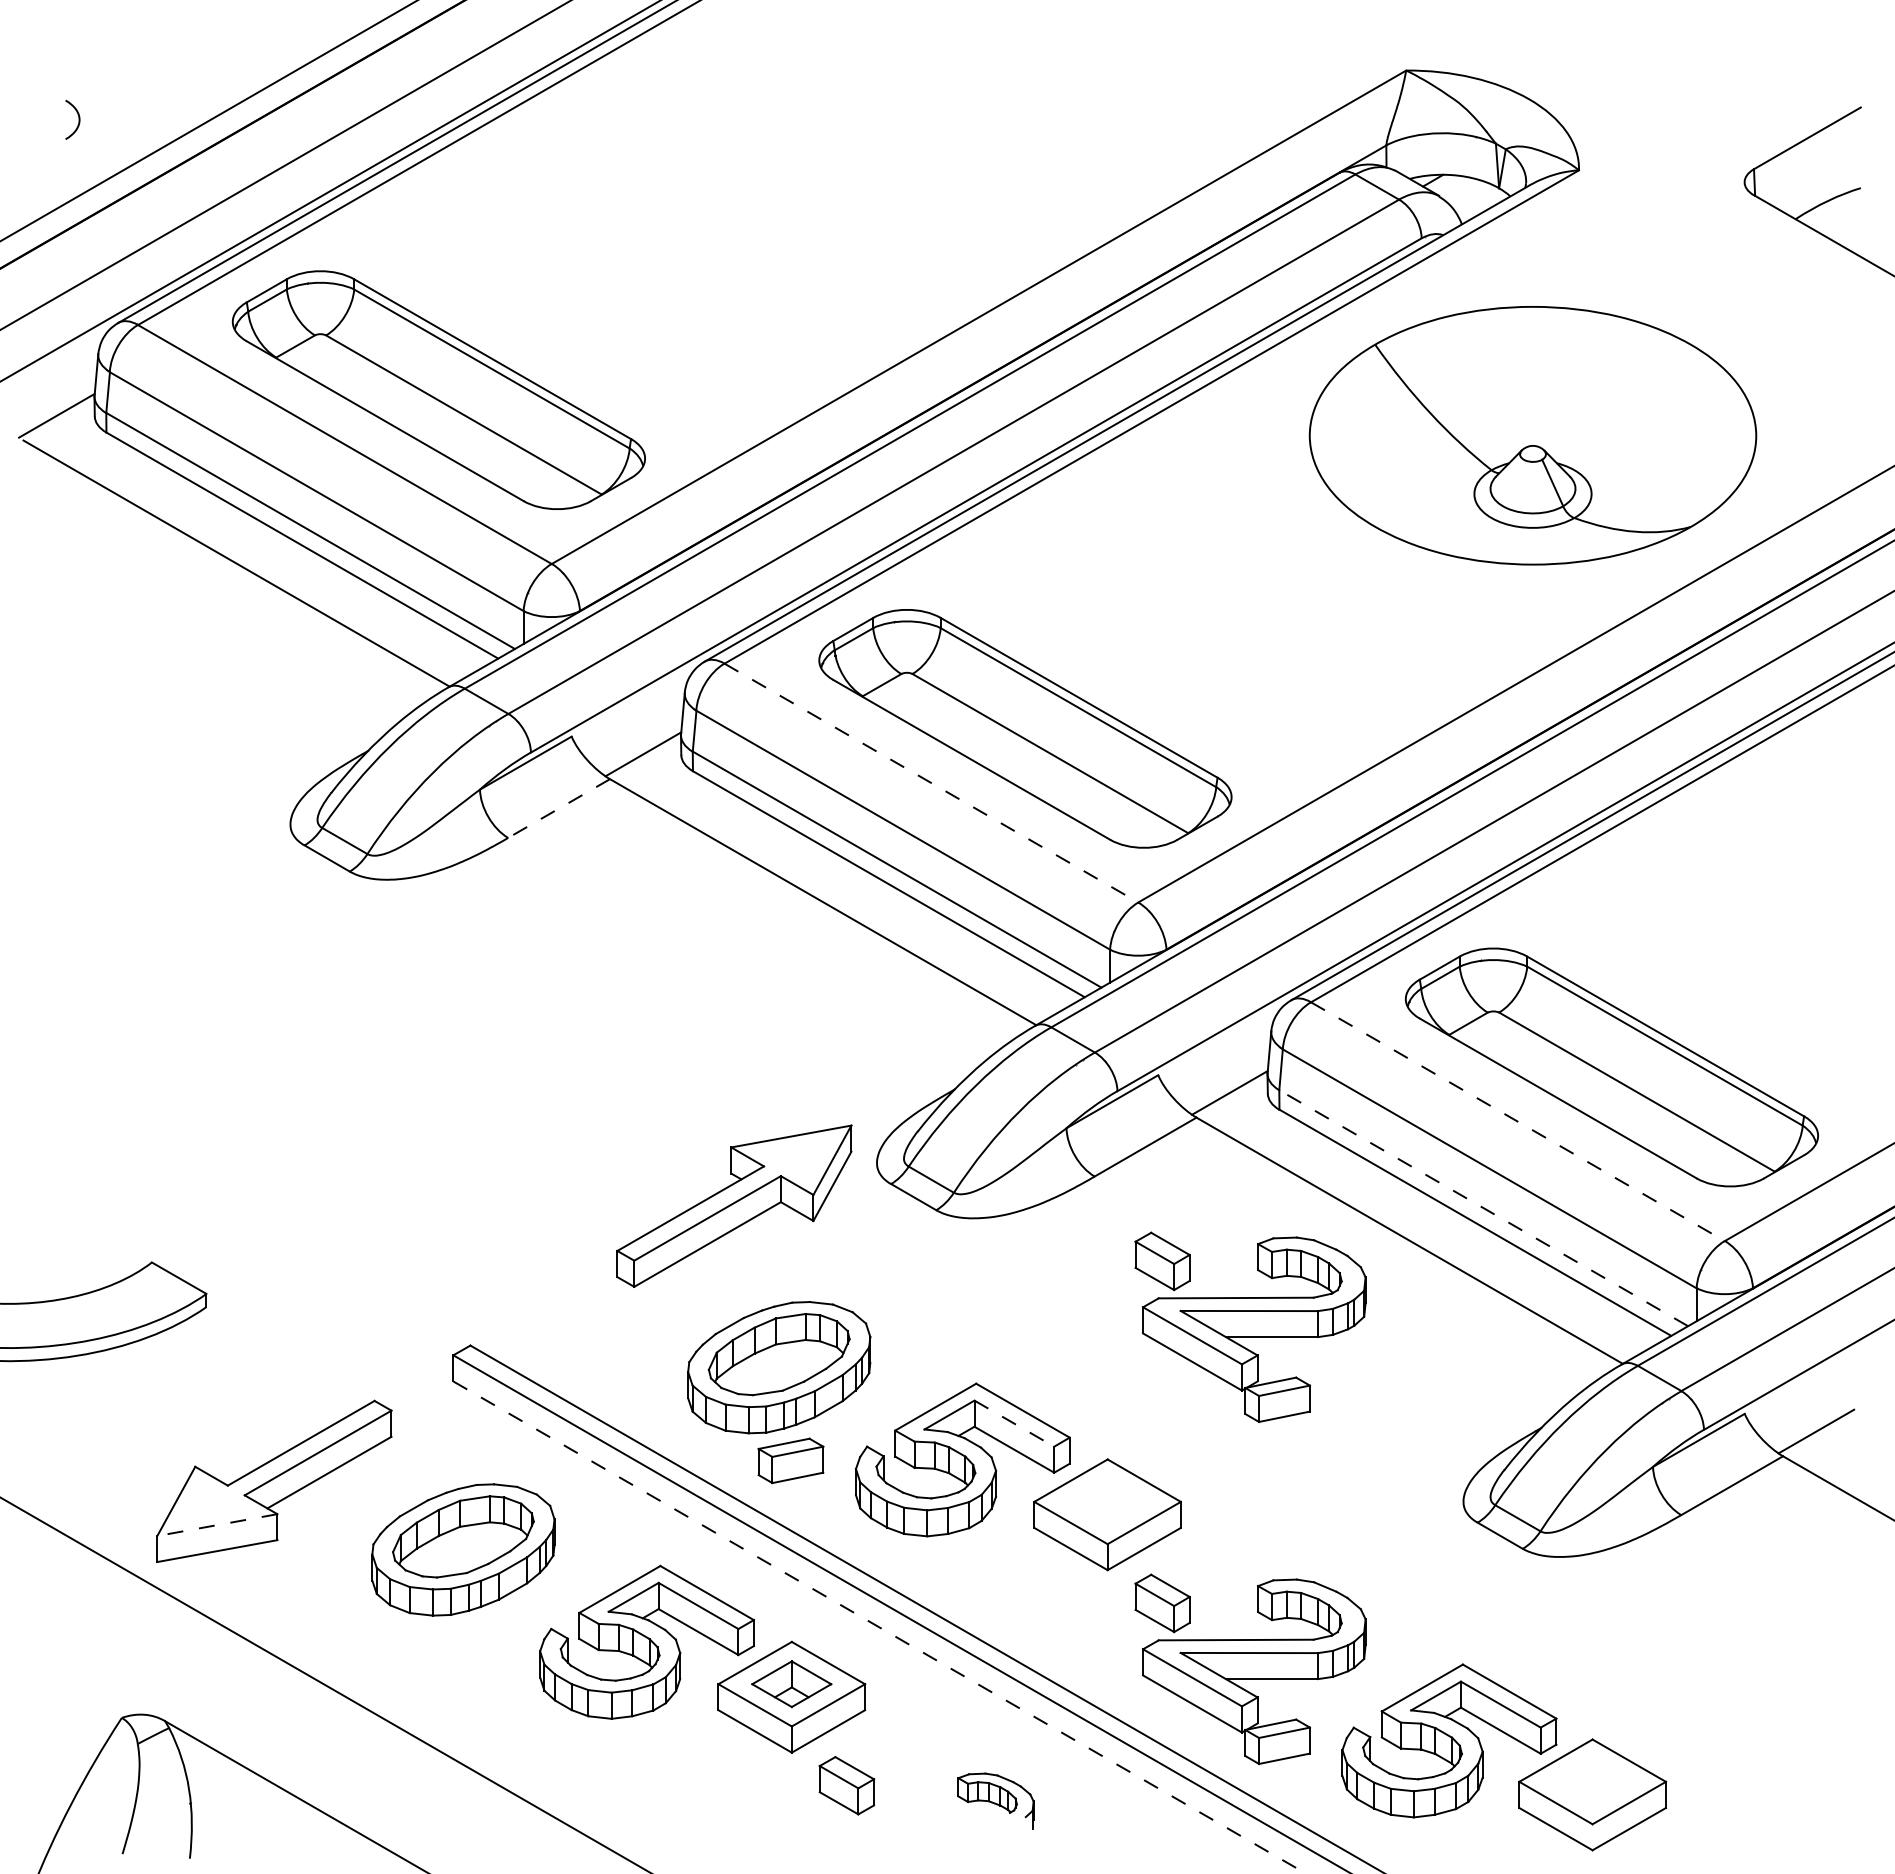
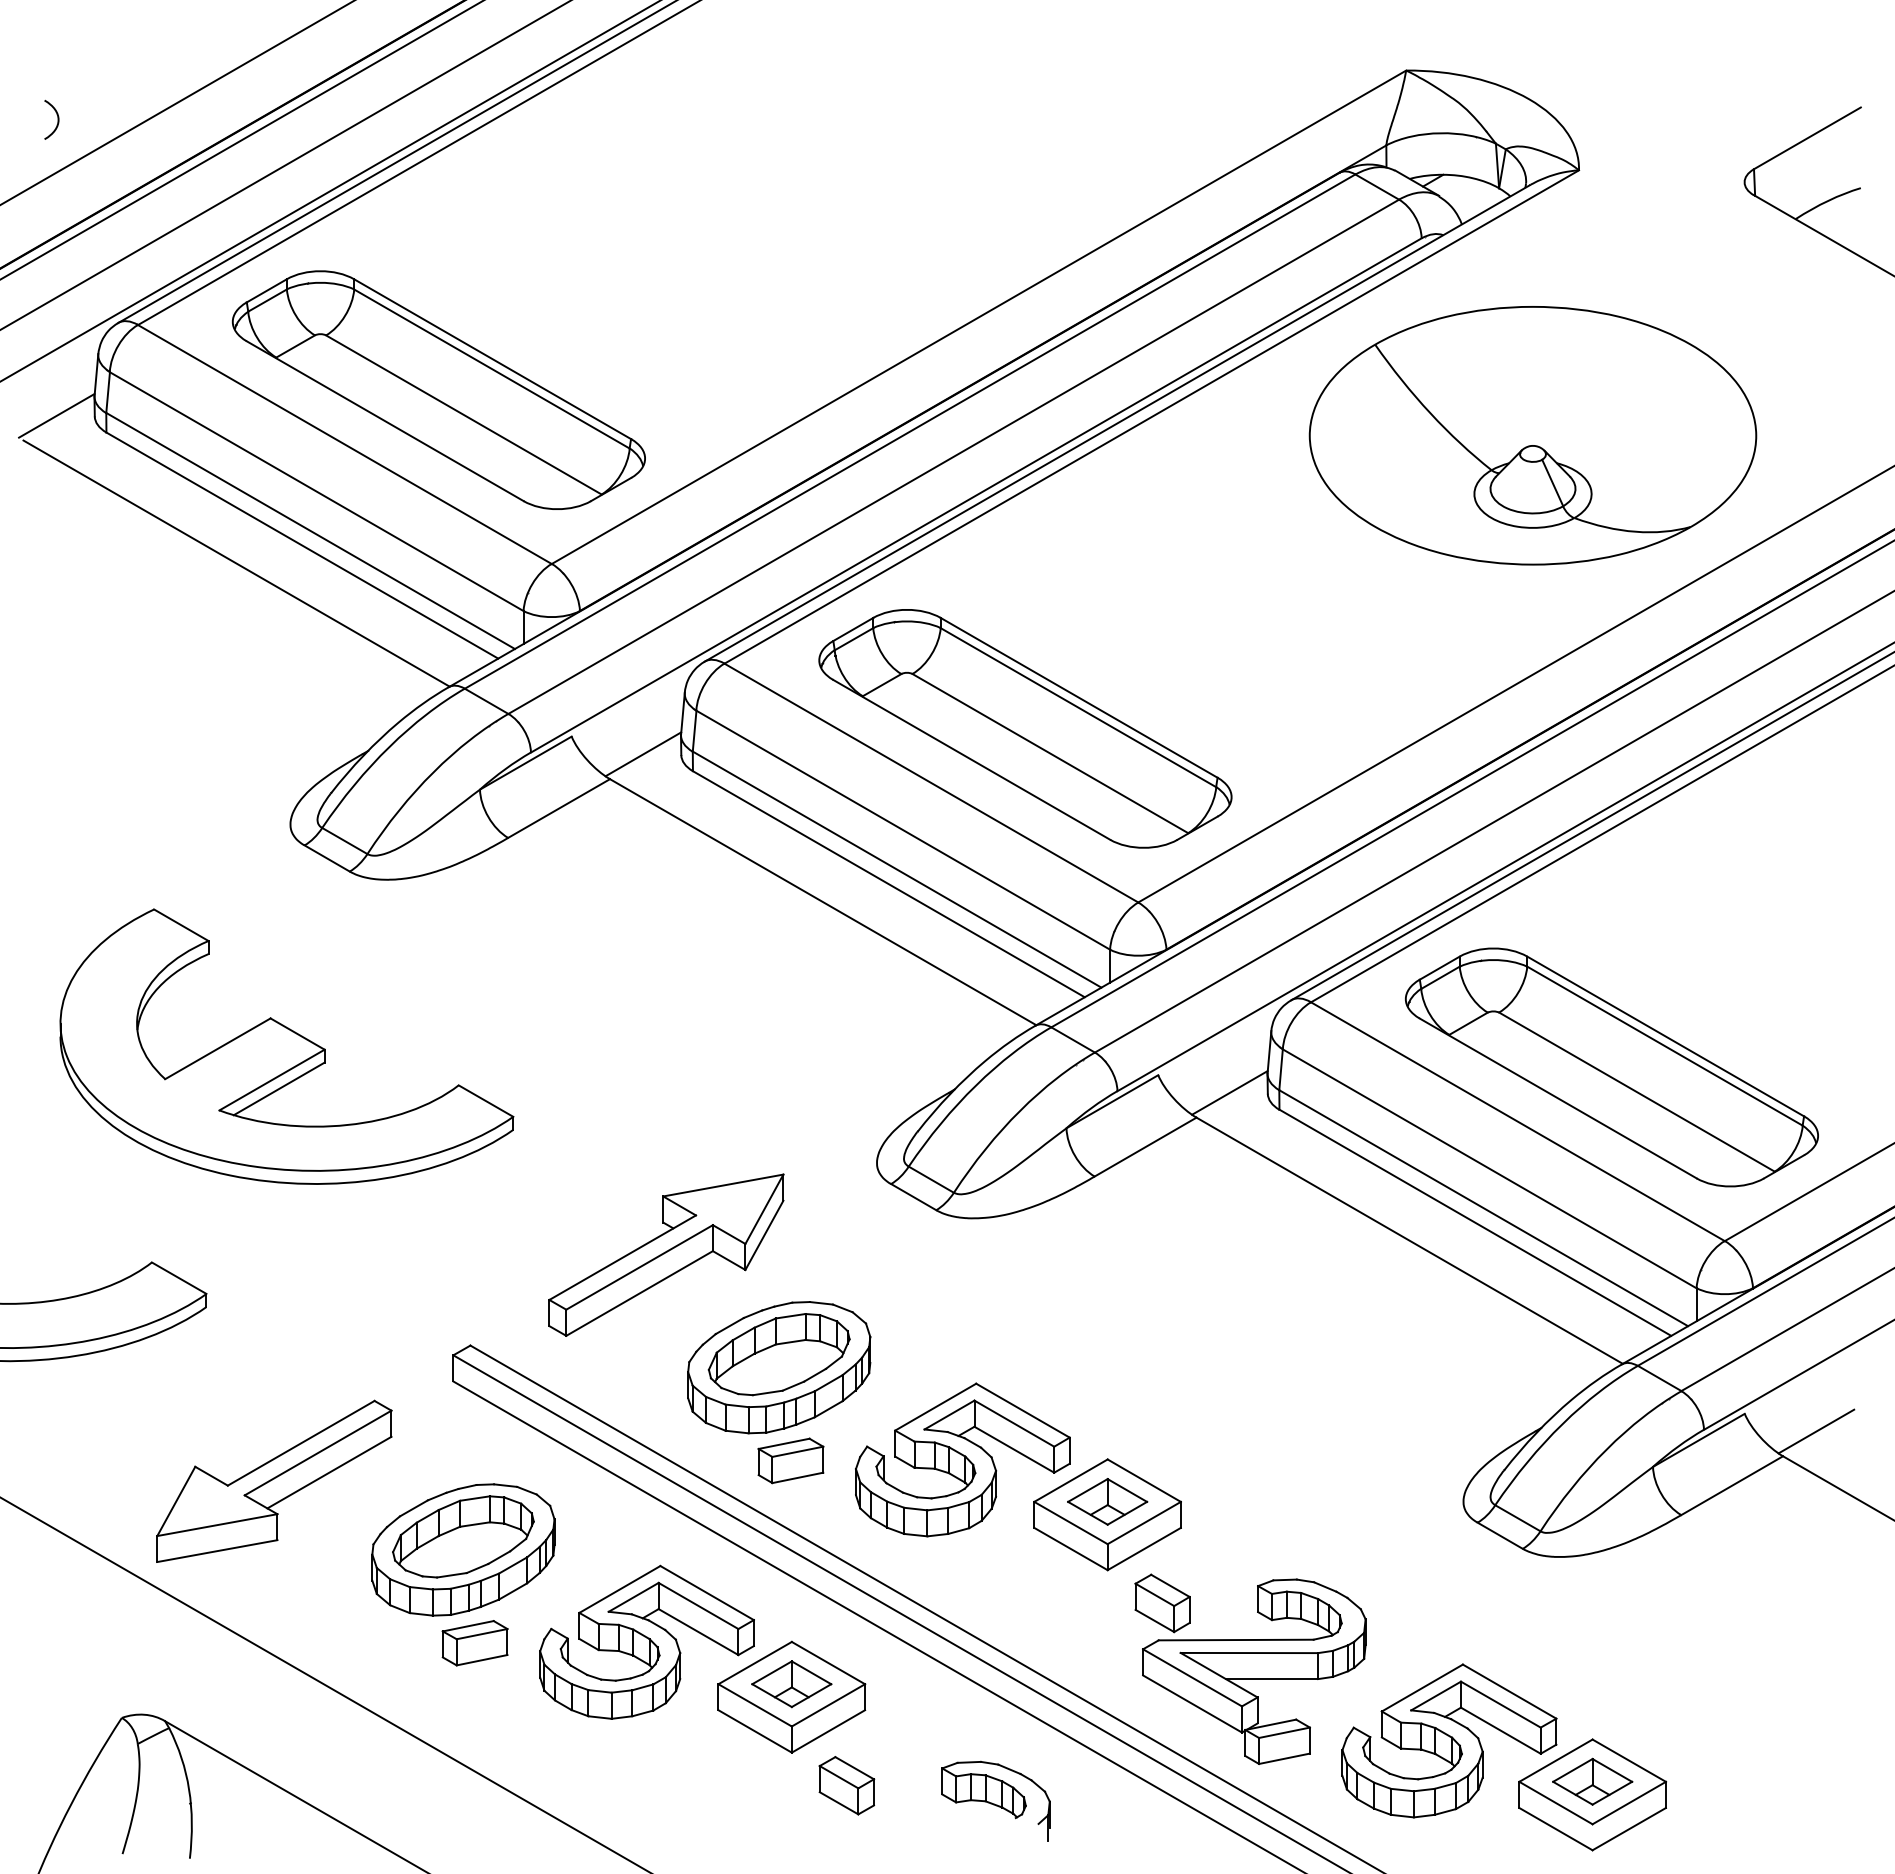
curve position: (78, 119) -> (57, 119) (57, 119)
line position: (208, 121) -> (176, 102) (176, 102)
line: none -> present (241, 140)
line: dashed -> solid (931, 783)
line: dashed -> solid (559, 808)
part: none -> present (286, 1046)
line: dashed -> solid (1517, 1121)
part position: (734, 1205) -> (666, 1254) (666, 1254)
line: dashed -> solid (1483, 1208)
part: present -> none (1250, 1326)
line: dashed -> solid (1014, 1423)
part: none -> present (1107, 1501)
line: dashed -> solid (216, 1525)
line: dashed -> solid (880, 1627)
part: none -> present (474, 1643)
part: none -> present (1592, 1781)
part size: 78x58 px -> 110x82 px (995, 1800)
